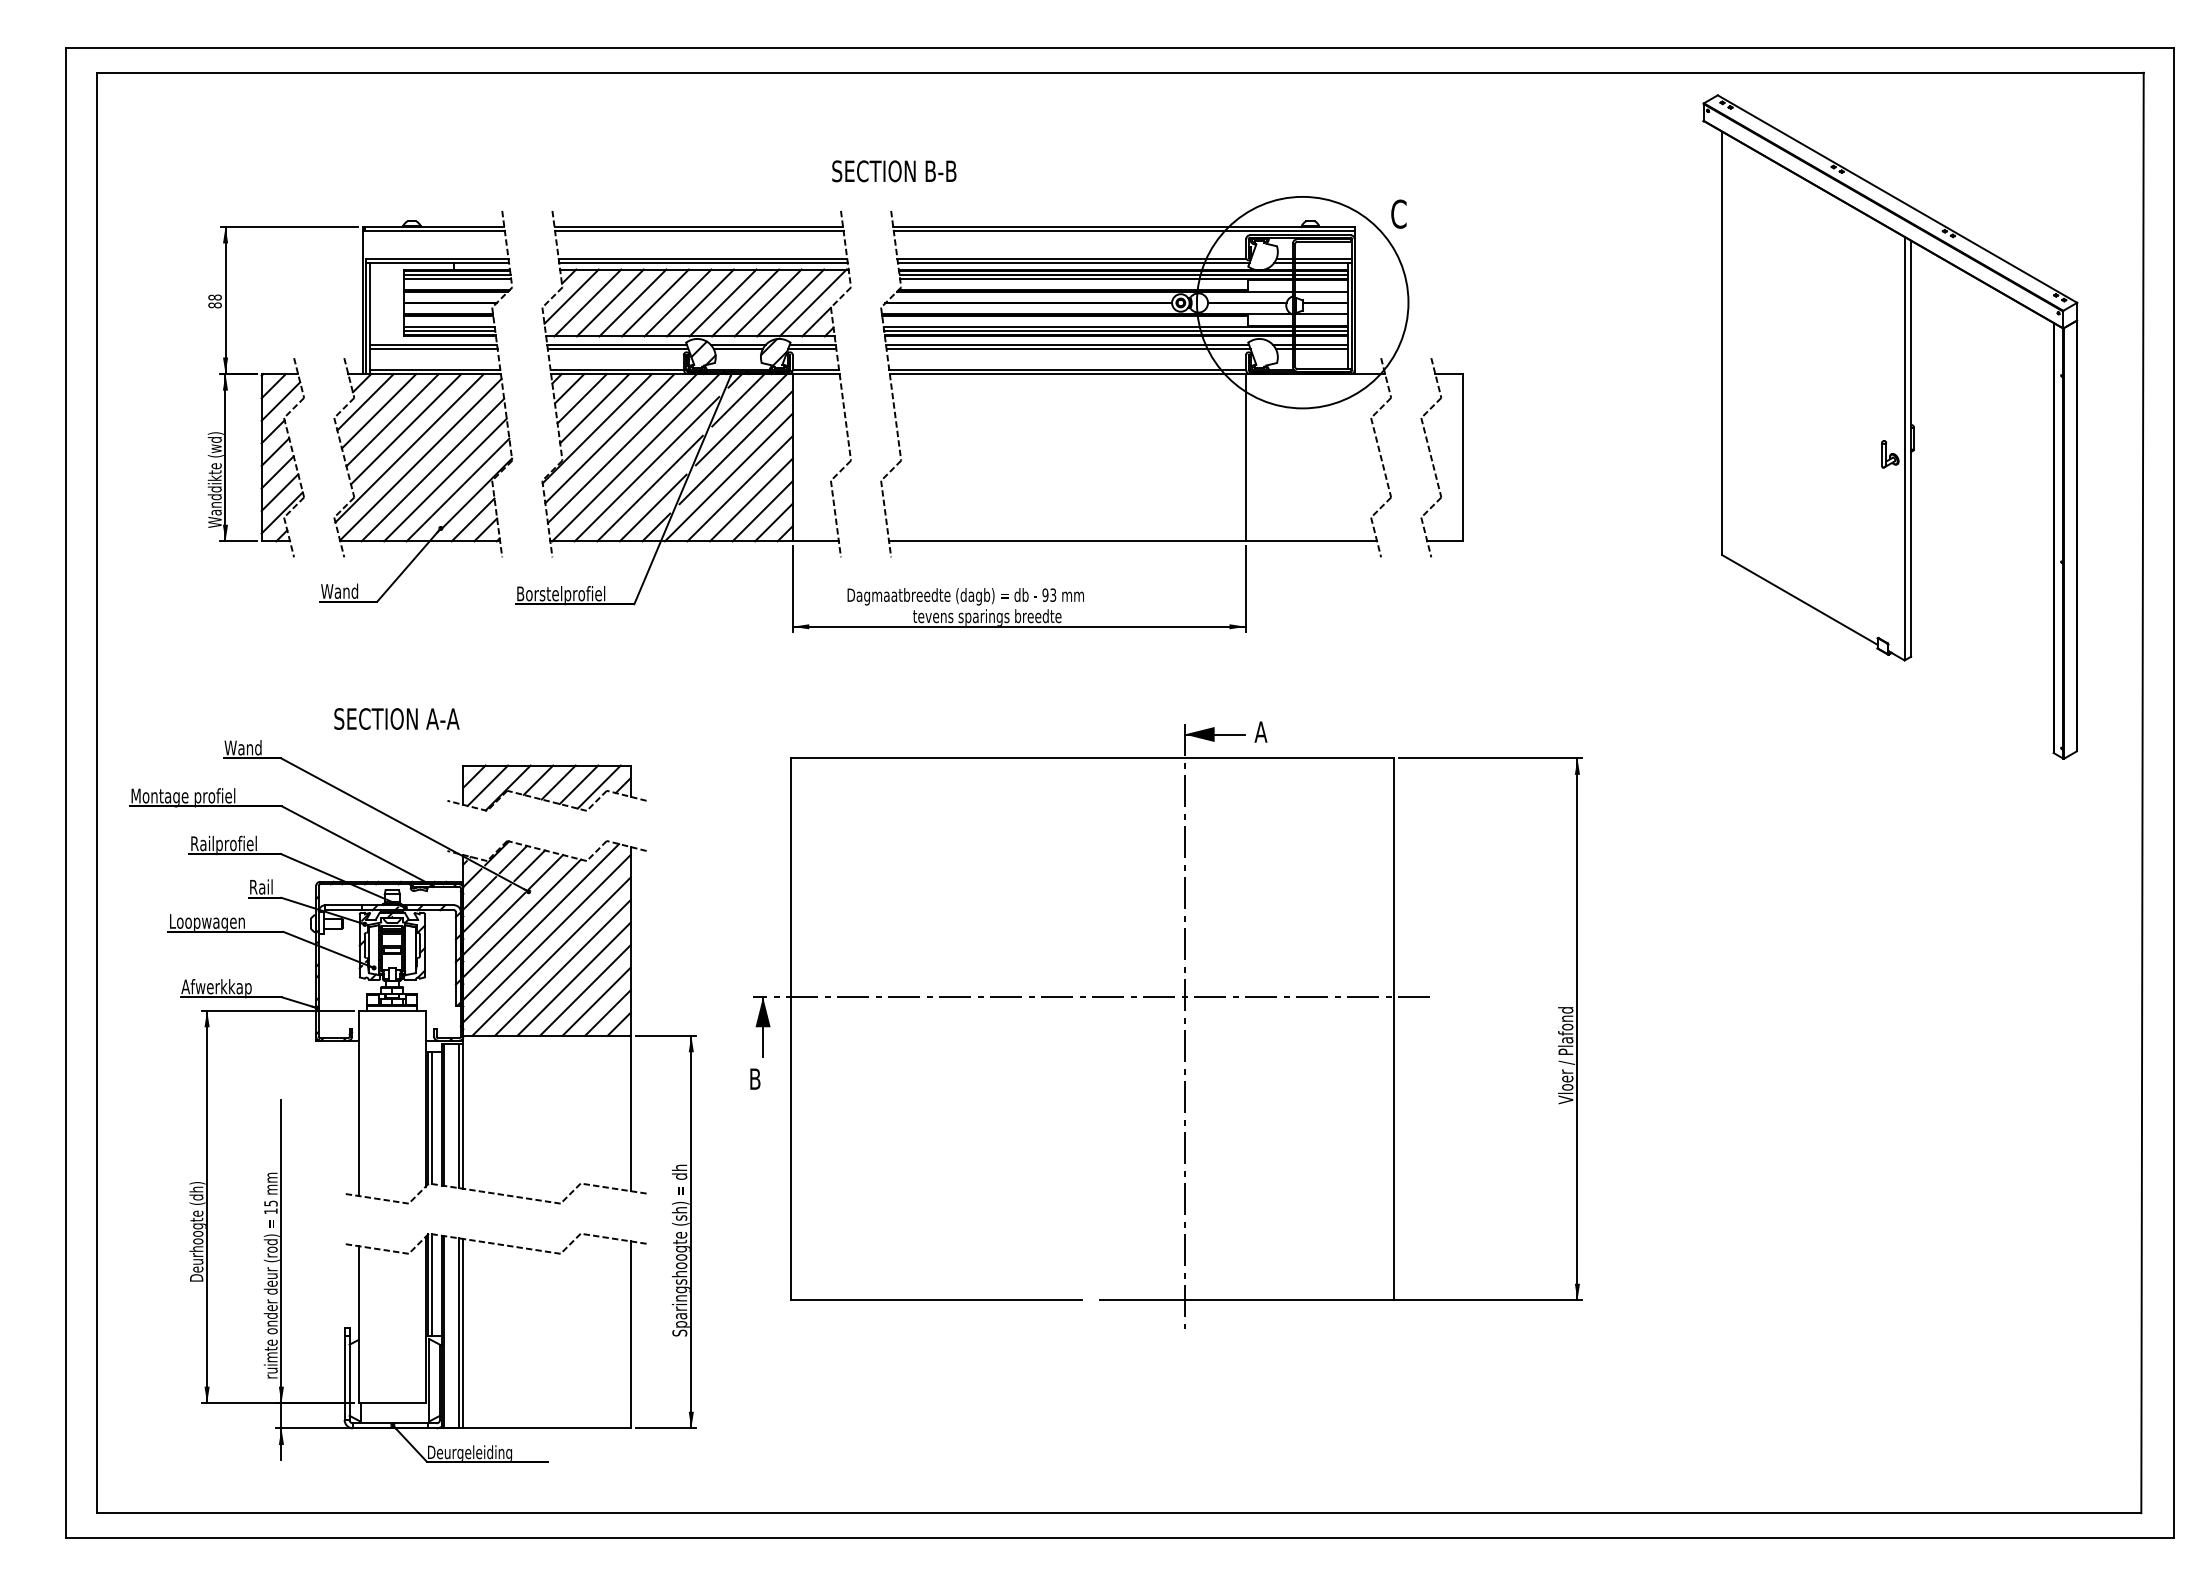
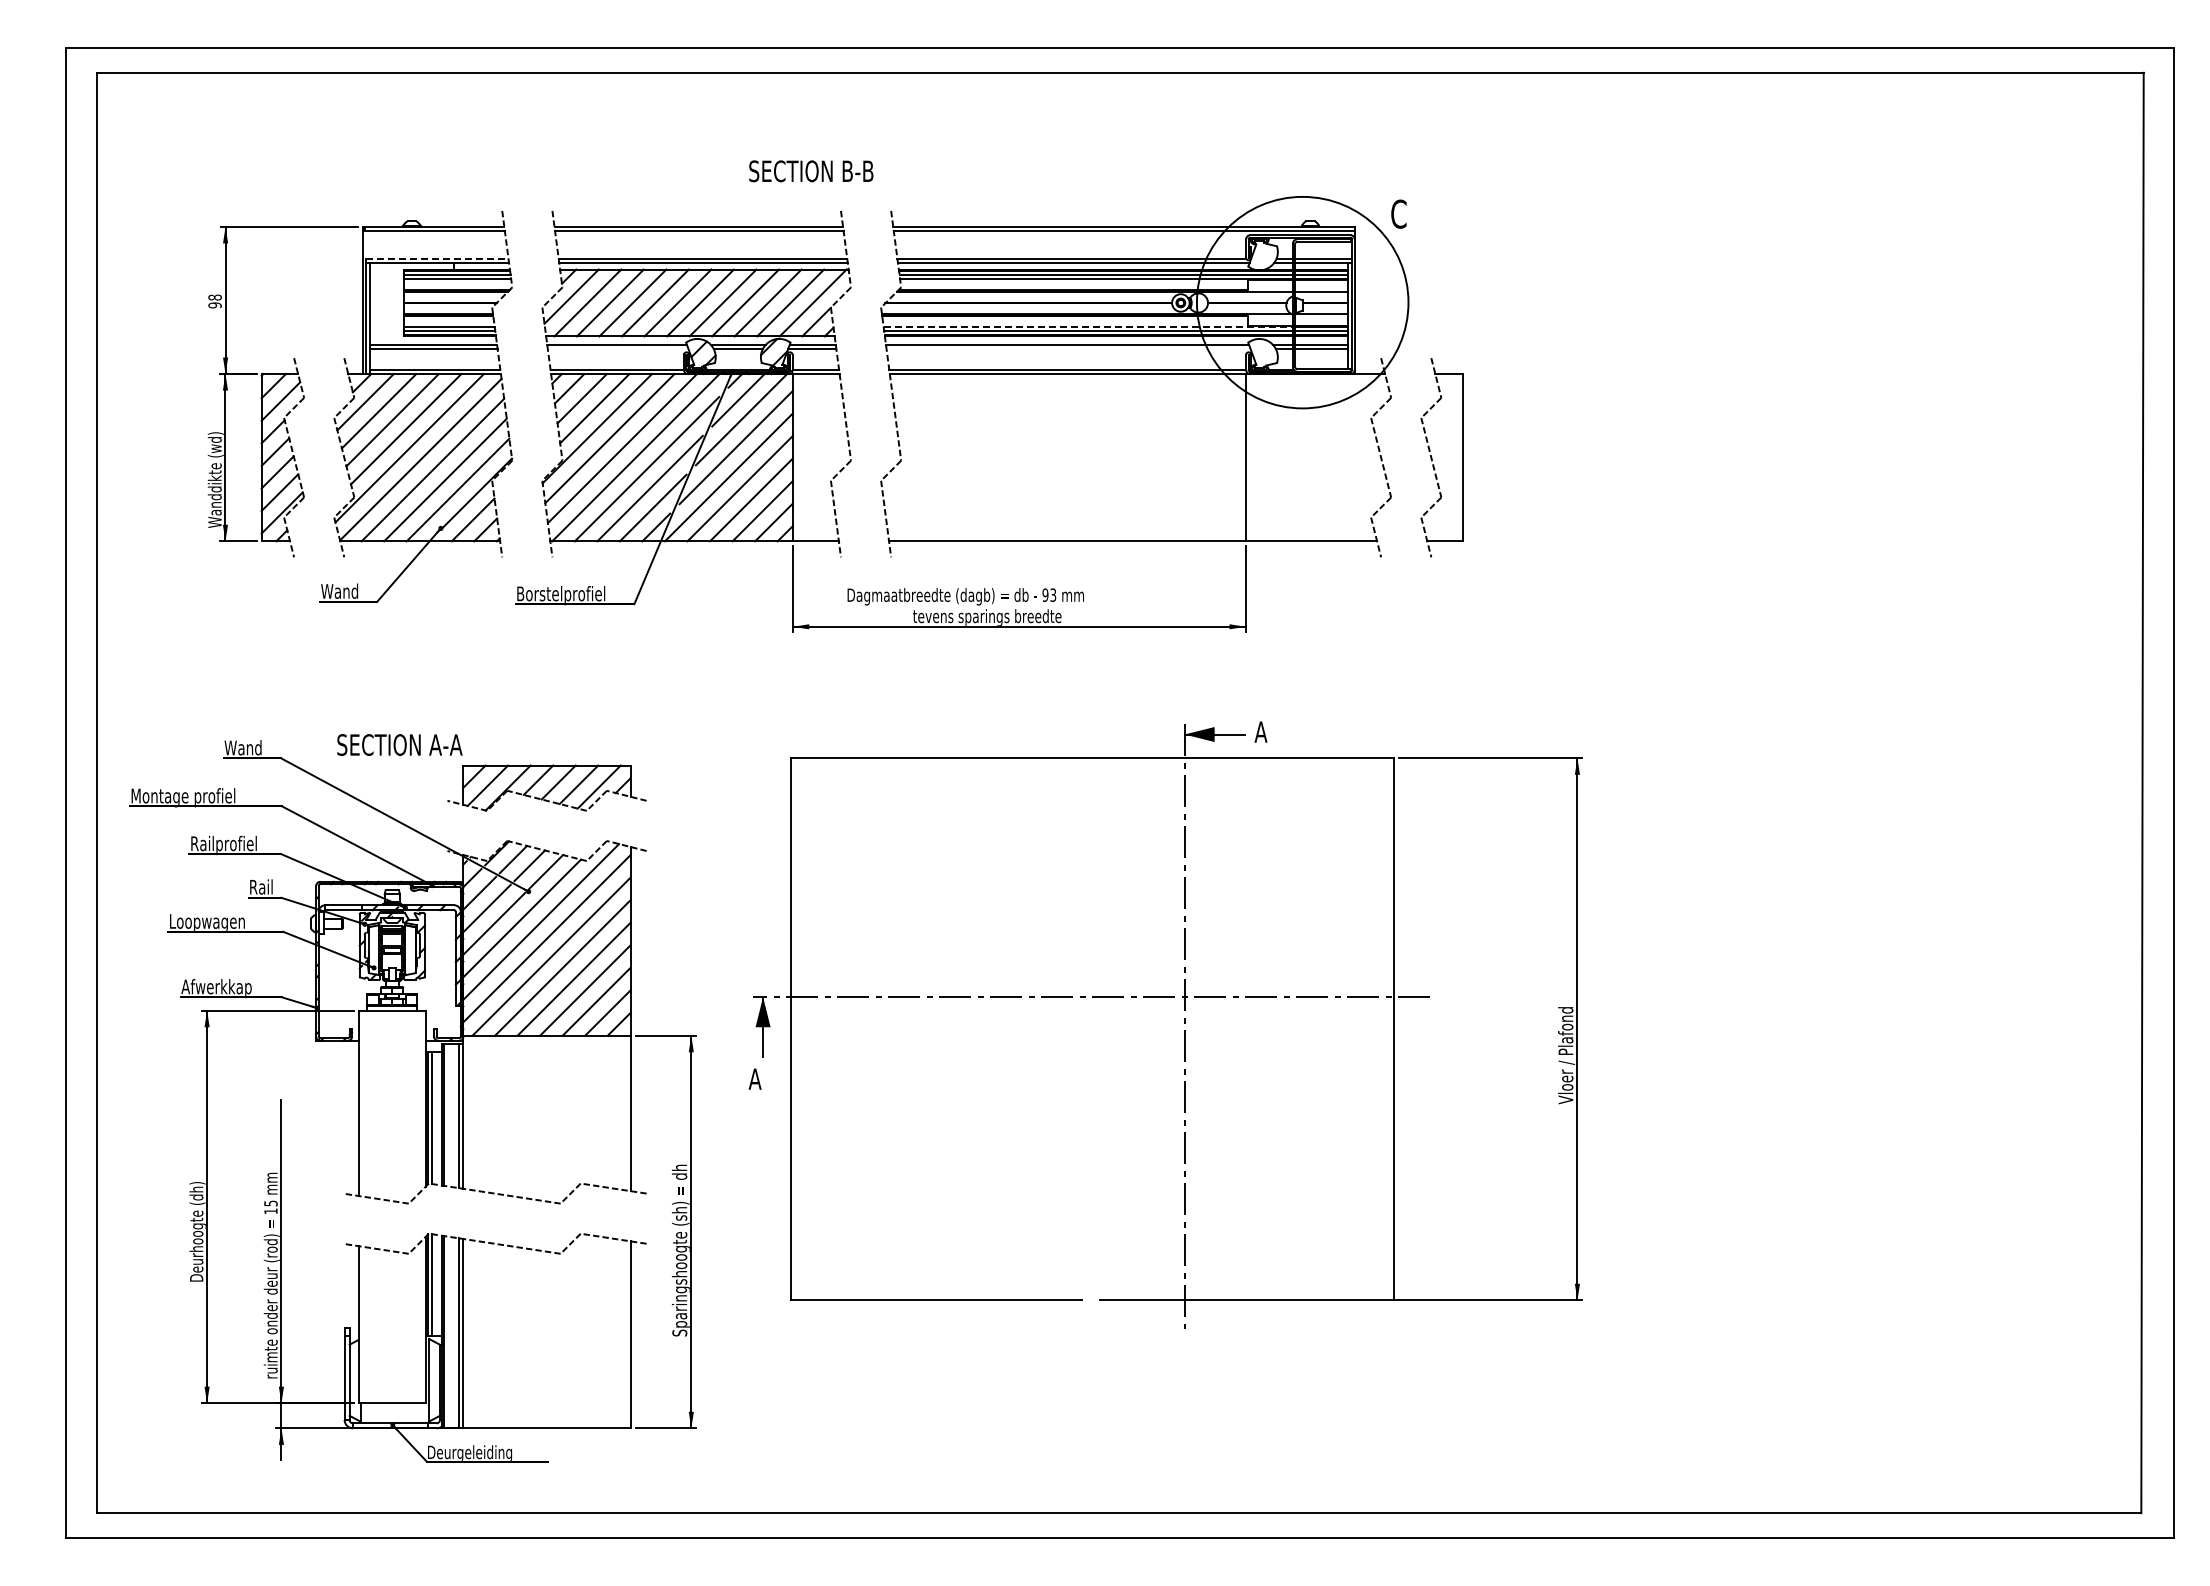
text position: (894, 171) -> (811, 171) (811, 171)
line: solid -> dashed (437, 258)
text: 88 -> 98 (214, 305)
line: solid -> dashed (1088, 326)
line: present -> none (617, 348)
line: present -> none (1068, 348)
part: present -> none (1890, 426)
text position: (396, 718) -> (399, 744) (399, 744)
text: B -> A (754, 1078)
